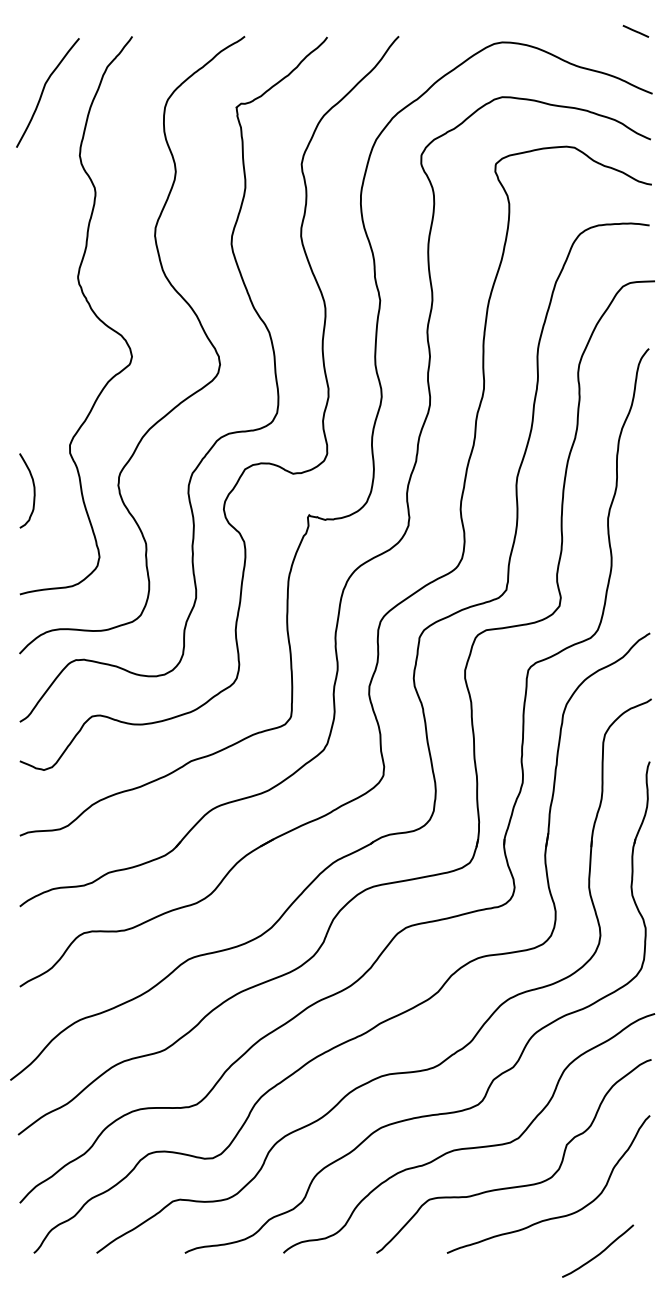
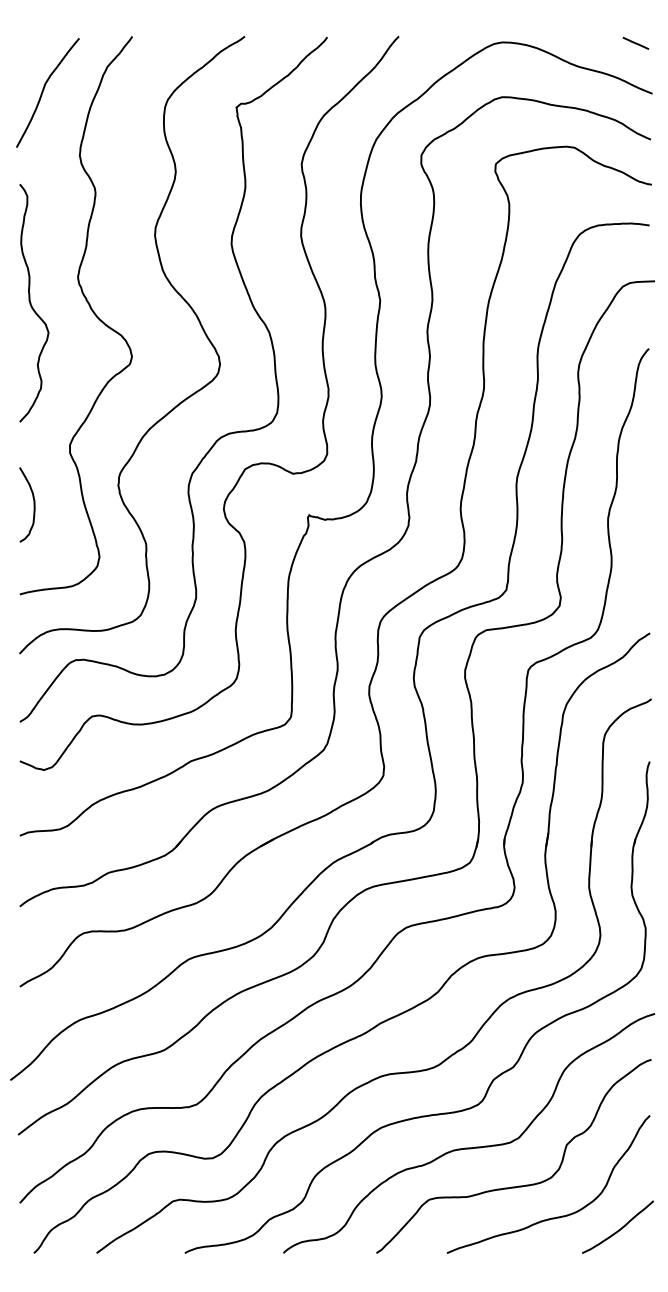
line position: (635, 31) -> (635, 43) (635, 43)
curve: none -> present (32, 305)
curve position: (33, 490) -> (33, 504) (33, 504)
curve position: (600, 1252) -> (620, 1228) (620, 1228)
